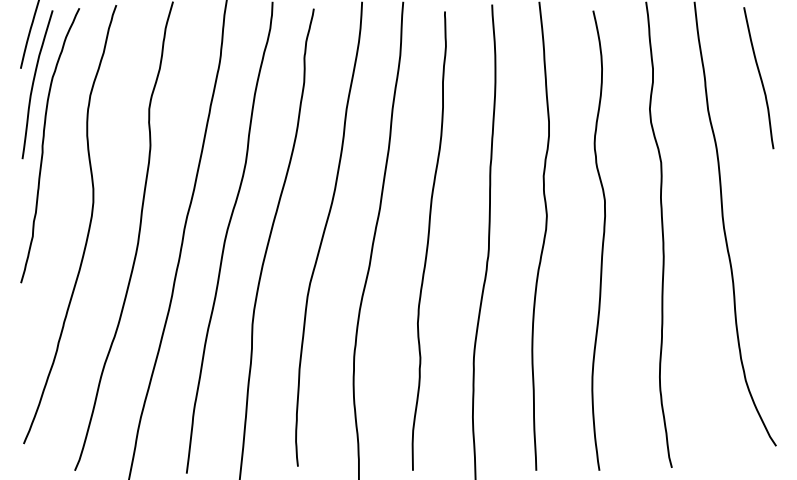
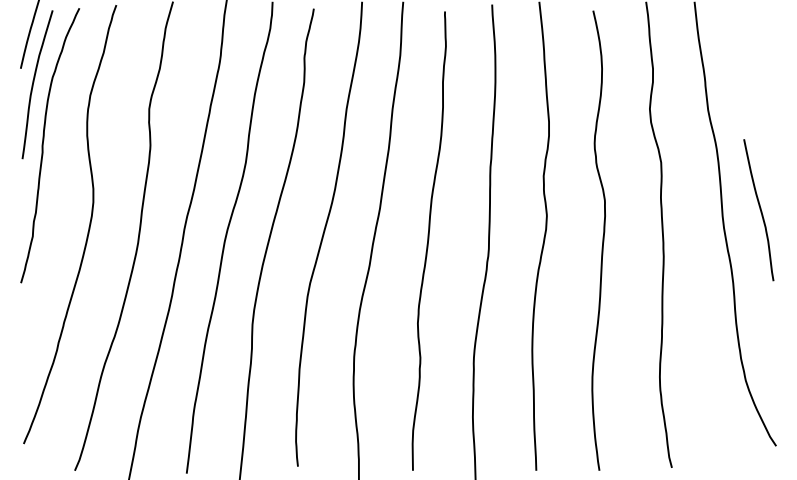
curve position: (759, 77) -> (759, 209) (759, 209)
